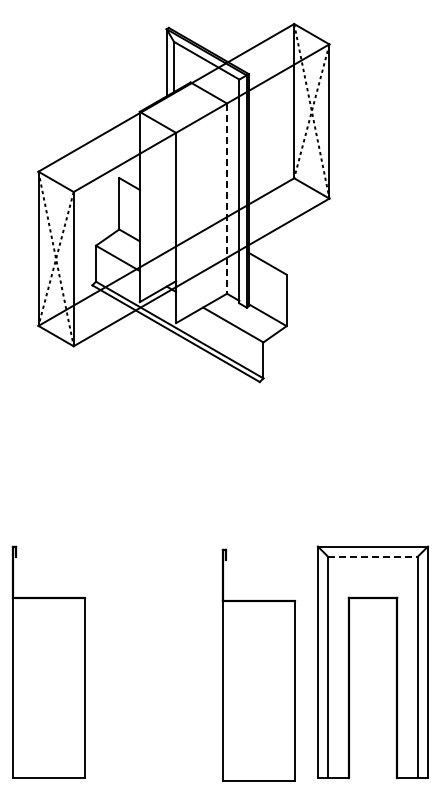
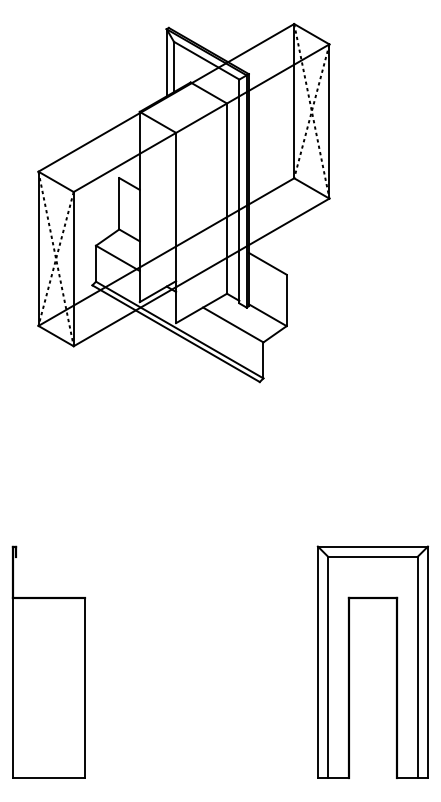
line: dashed -> solid (227, 199)
line: dashed -> solid (372, 556)
part: present -> none (258, 664)
